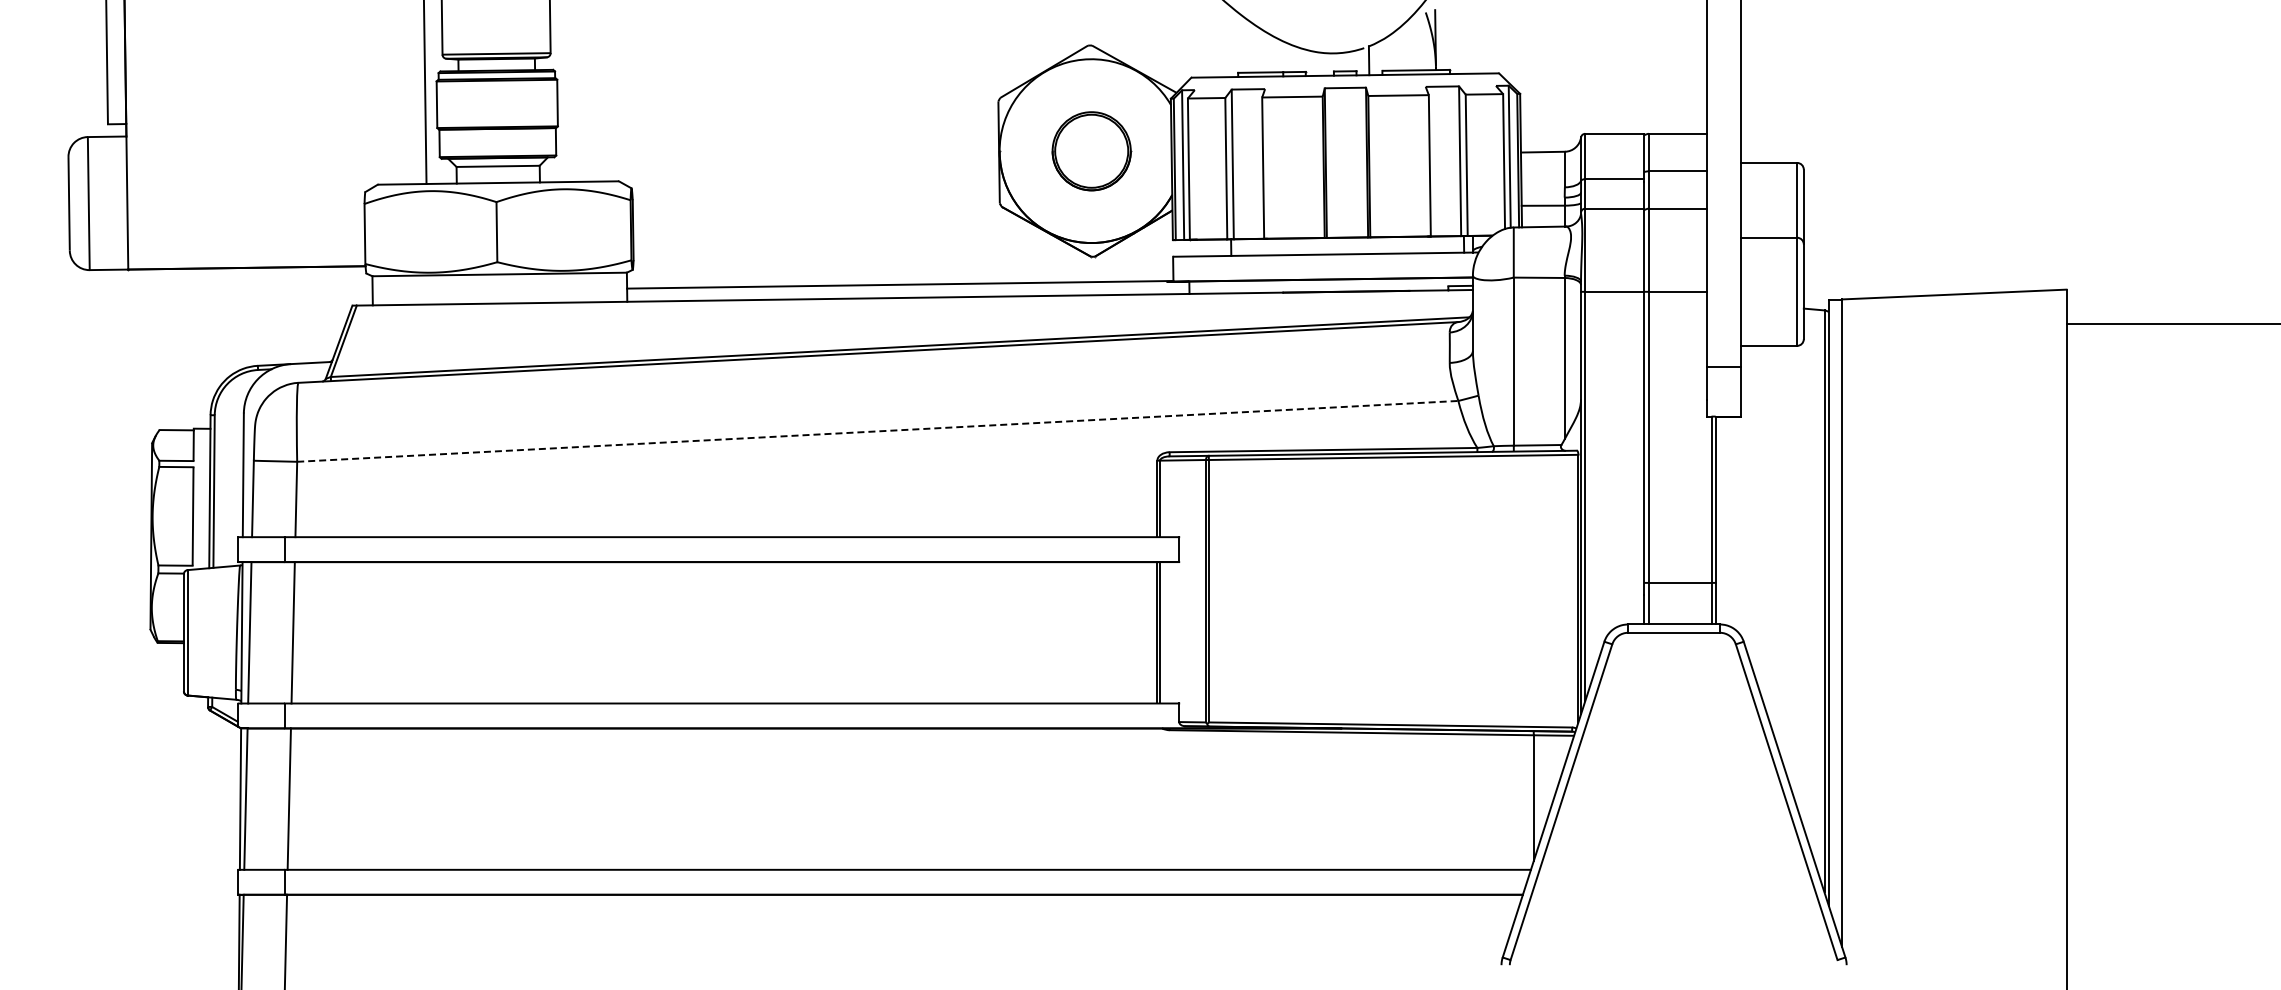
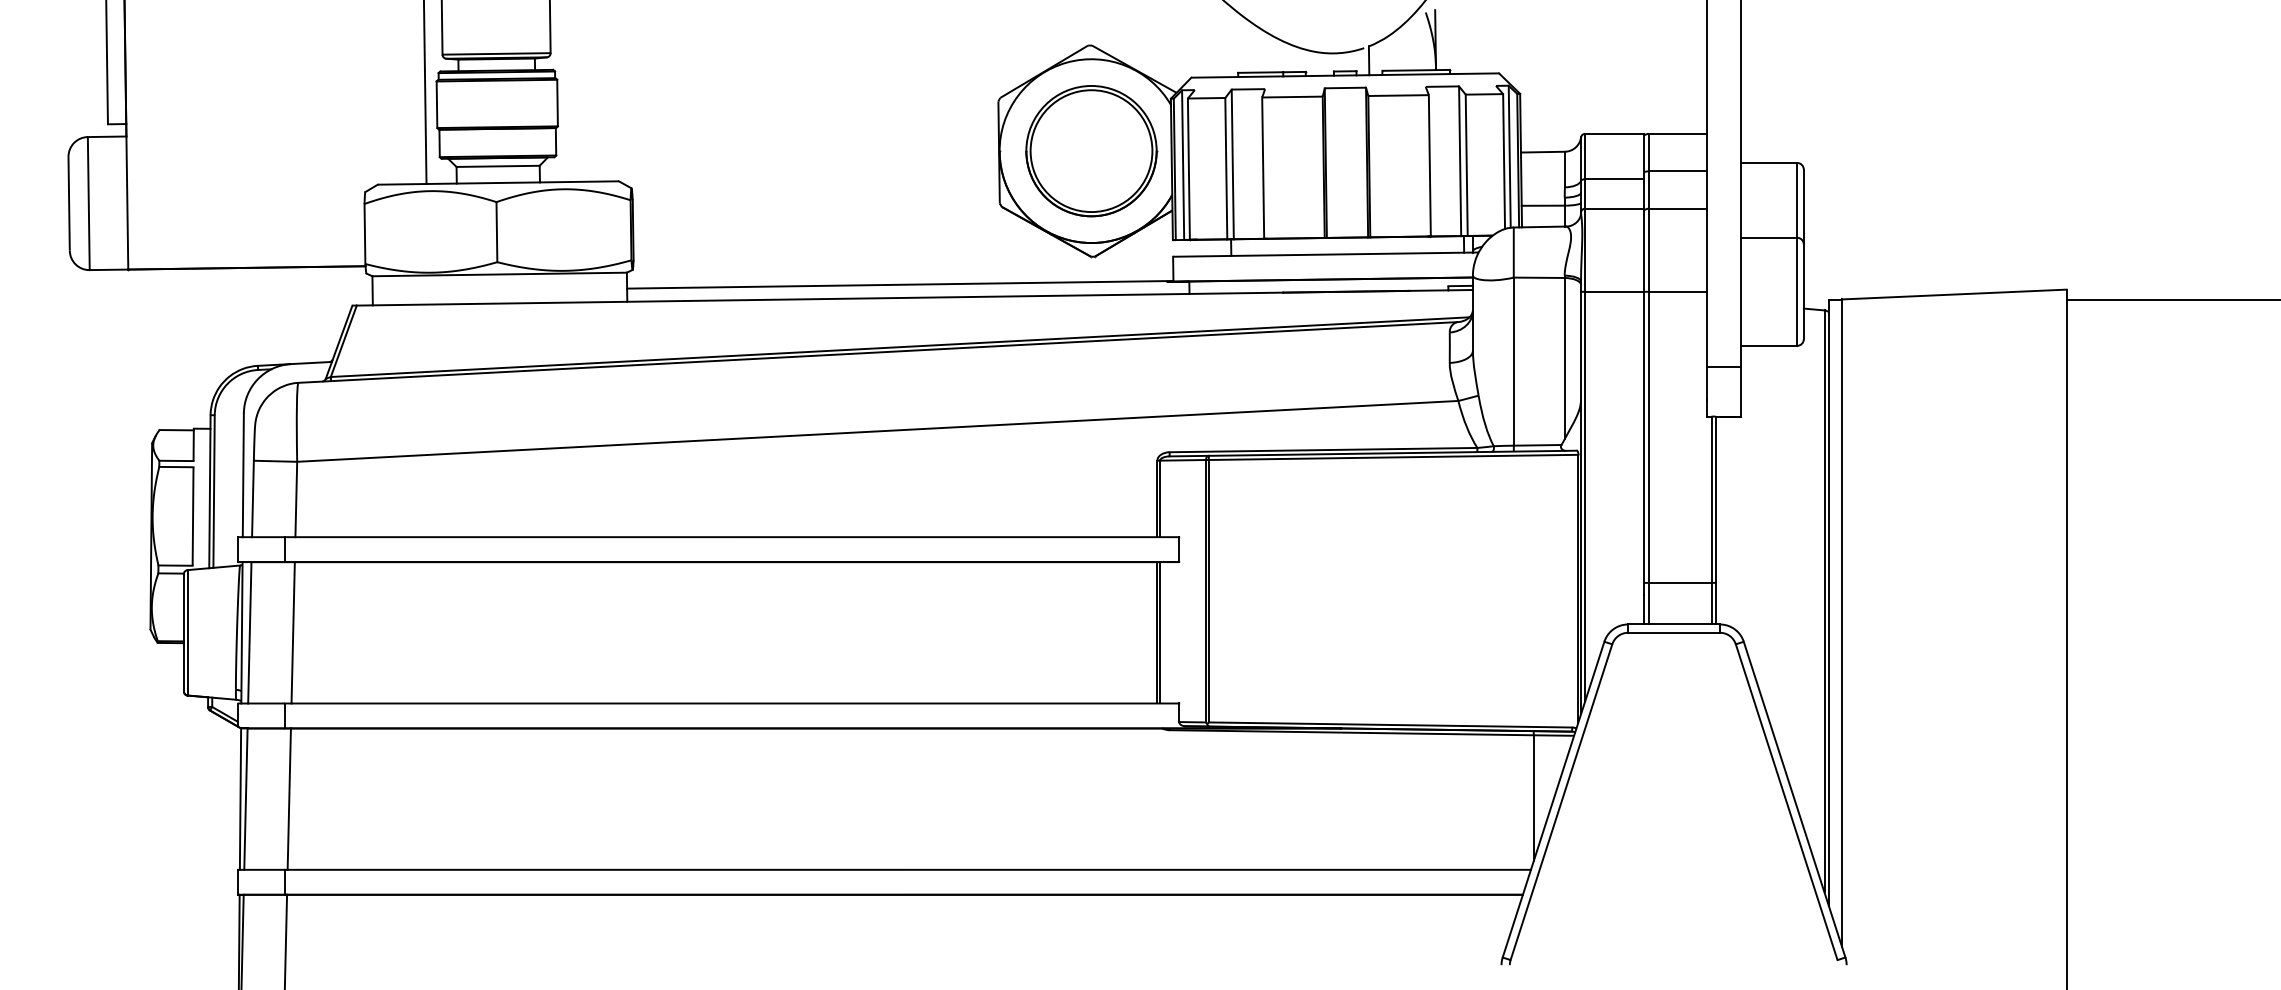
part size: 82x81 px -> 134x133 px (1091, 151)
line position: (2171, 324) -> (2171, 300) (2171, 300)
line: dashed -> solid (878, 431)
